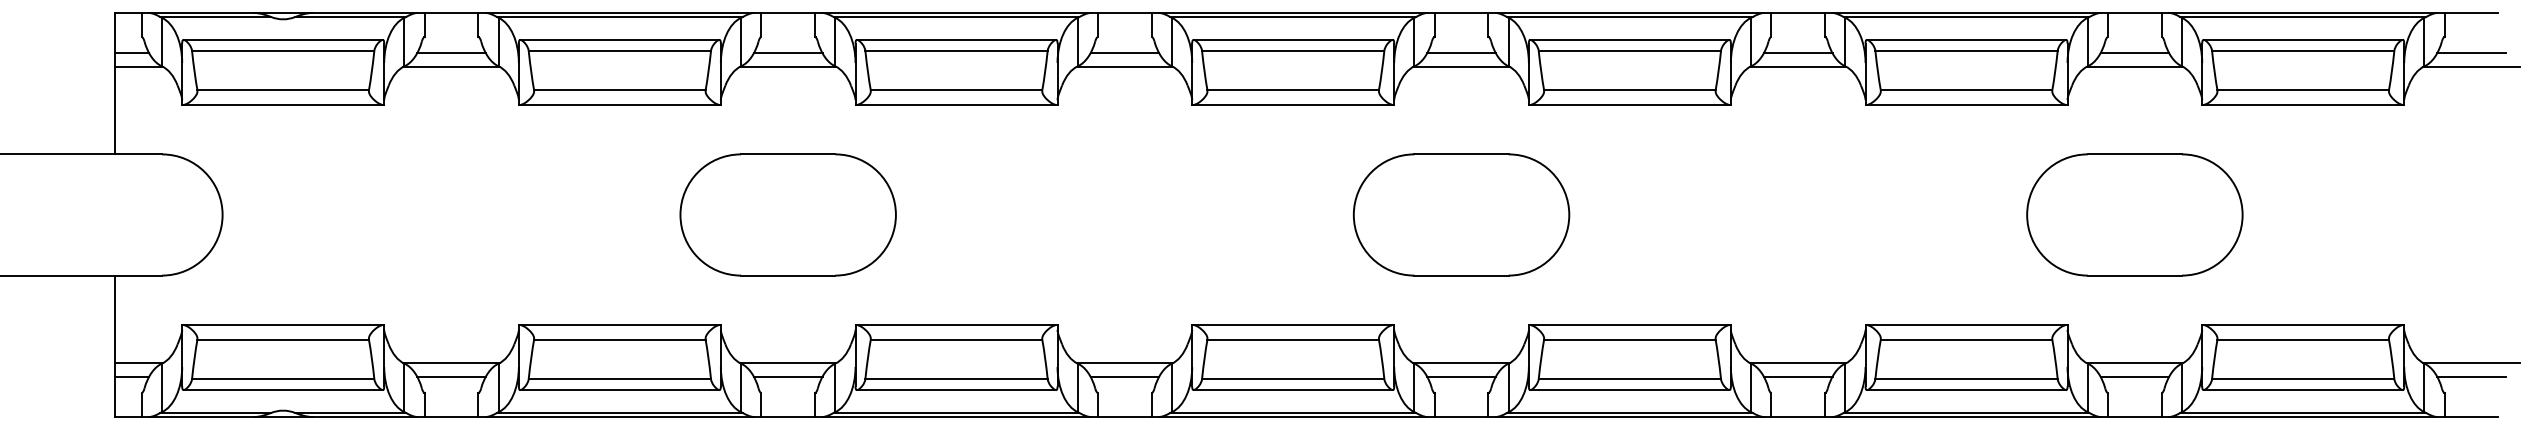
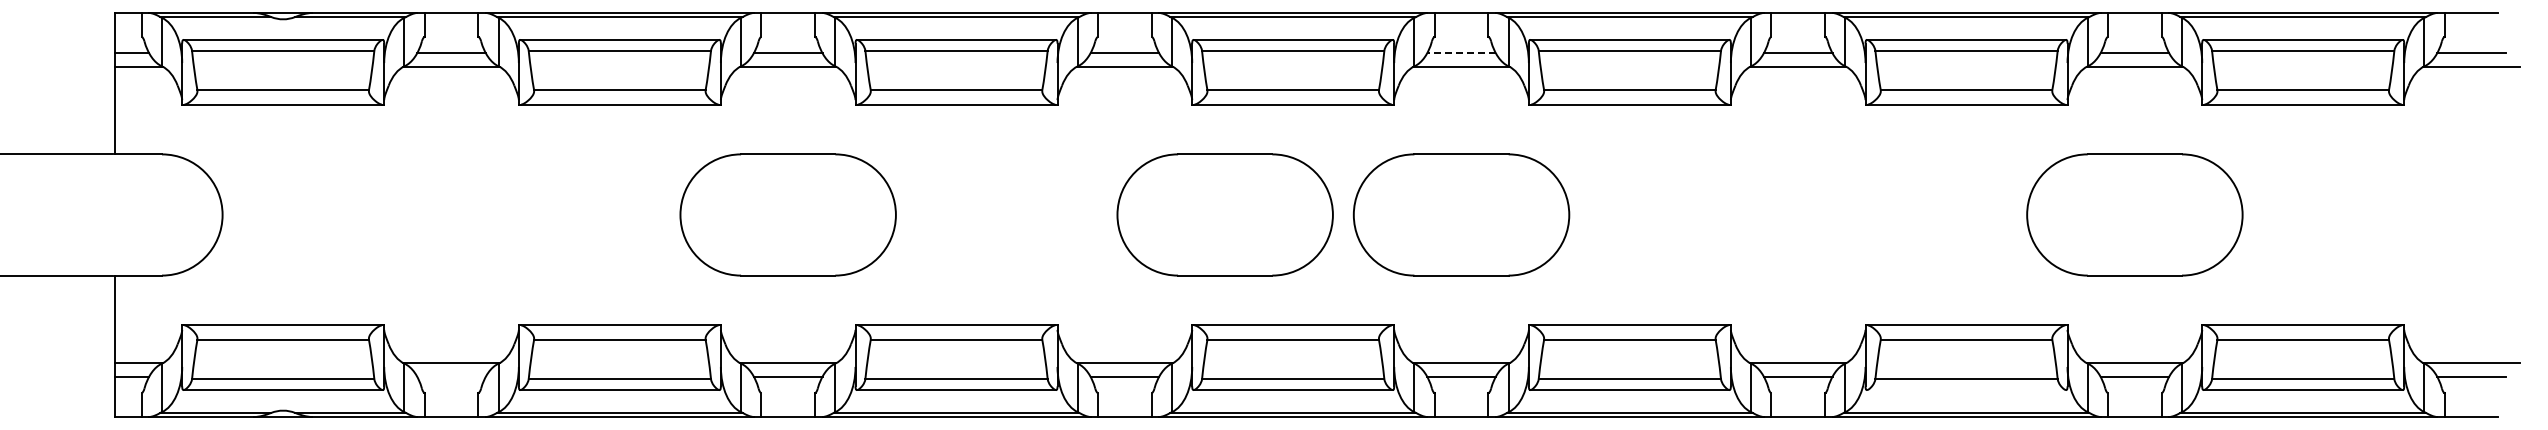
line: solid -> dashed (1461, 53)
part: none -> present (1224, 214)
line: present -> none (451, 376)
line: present -> none (1966, 390)
